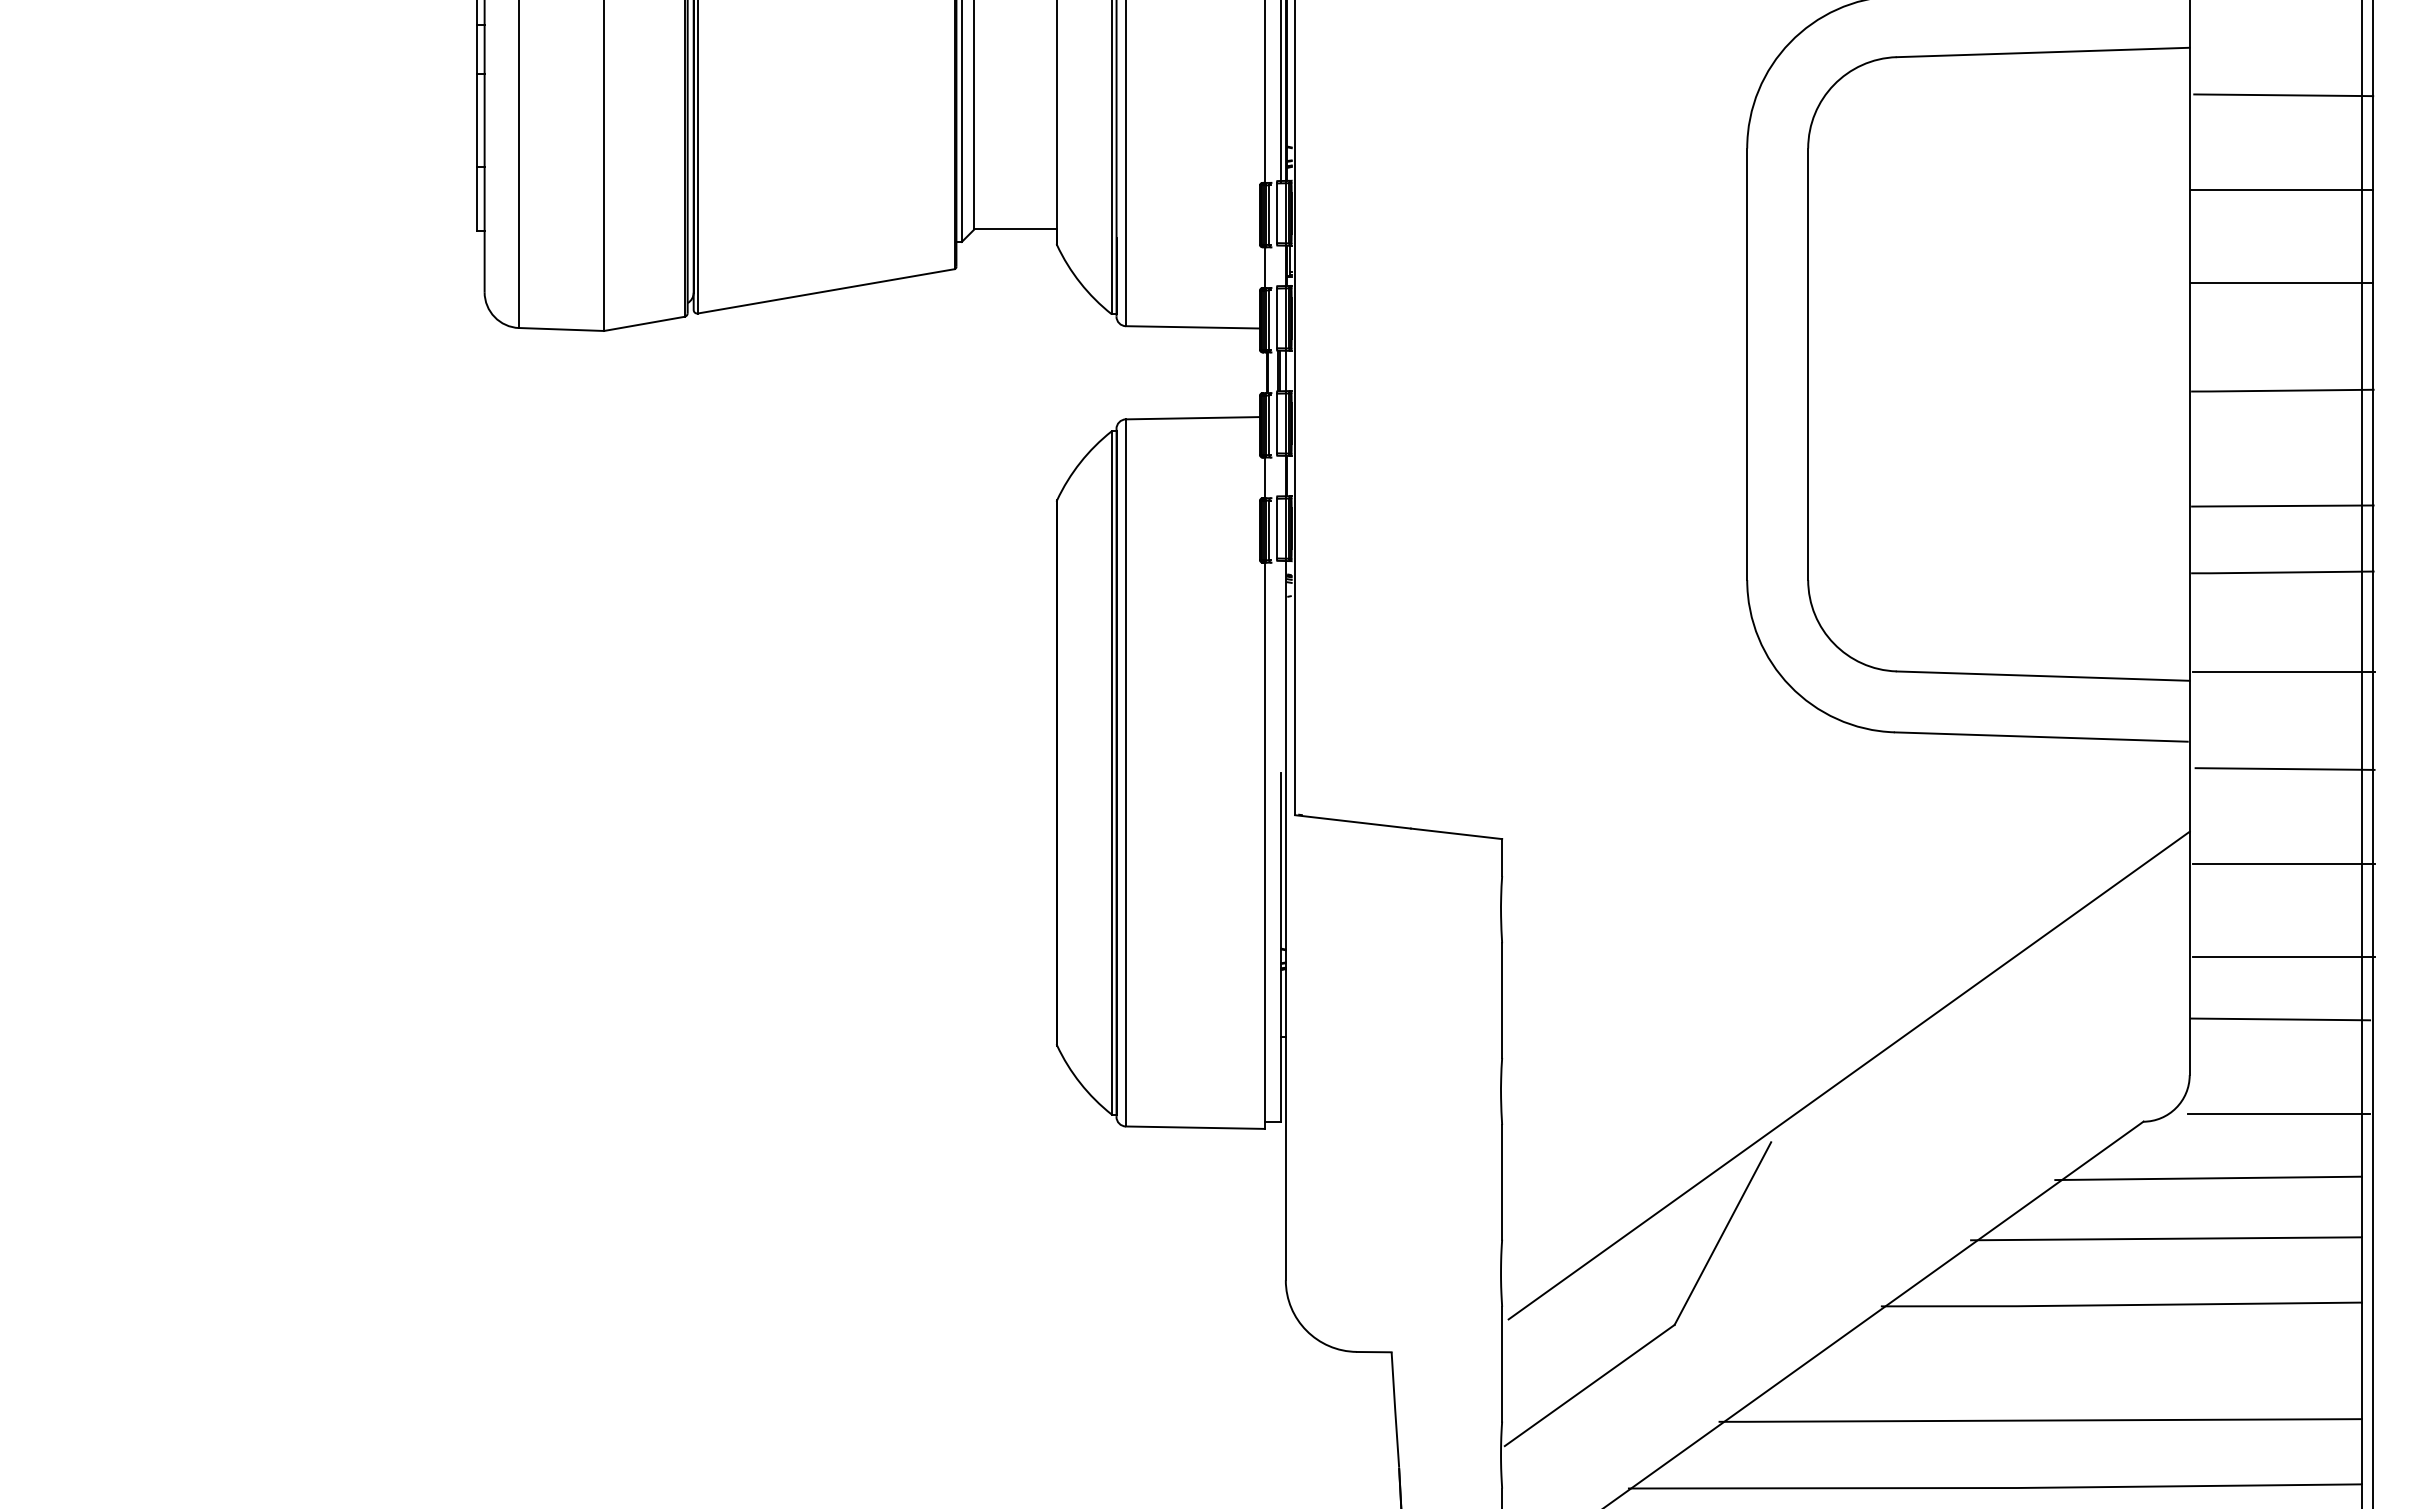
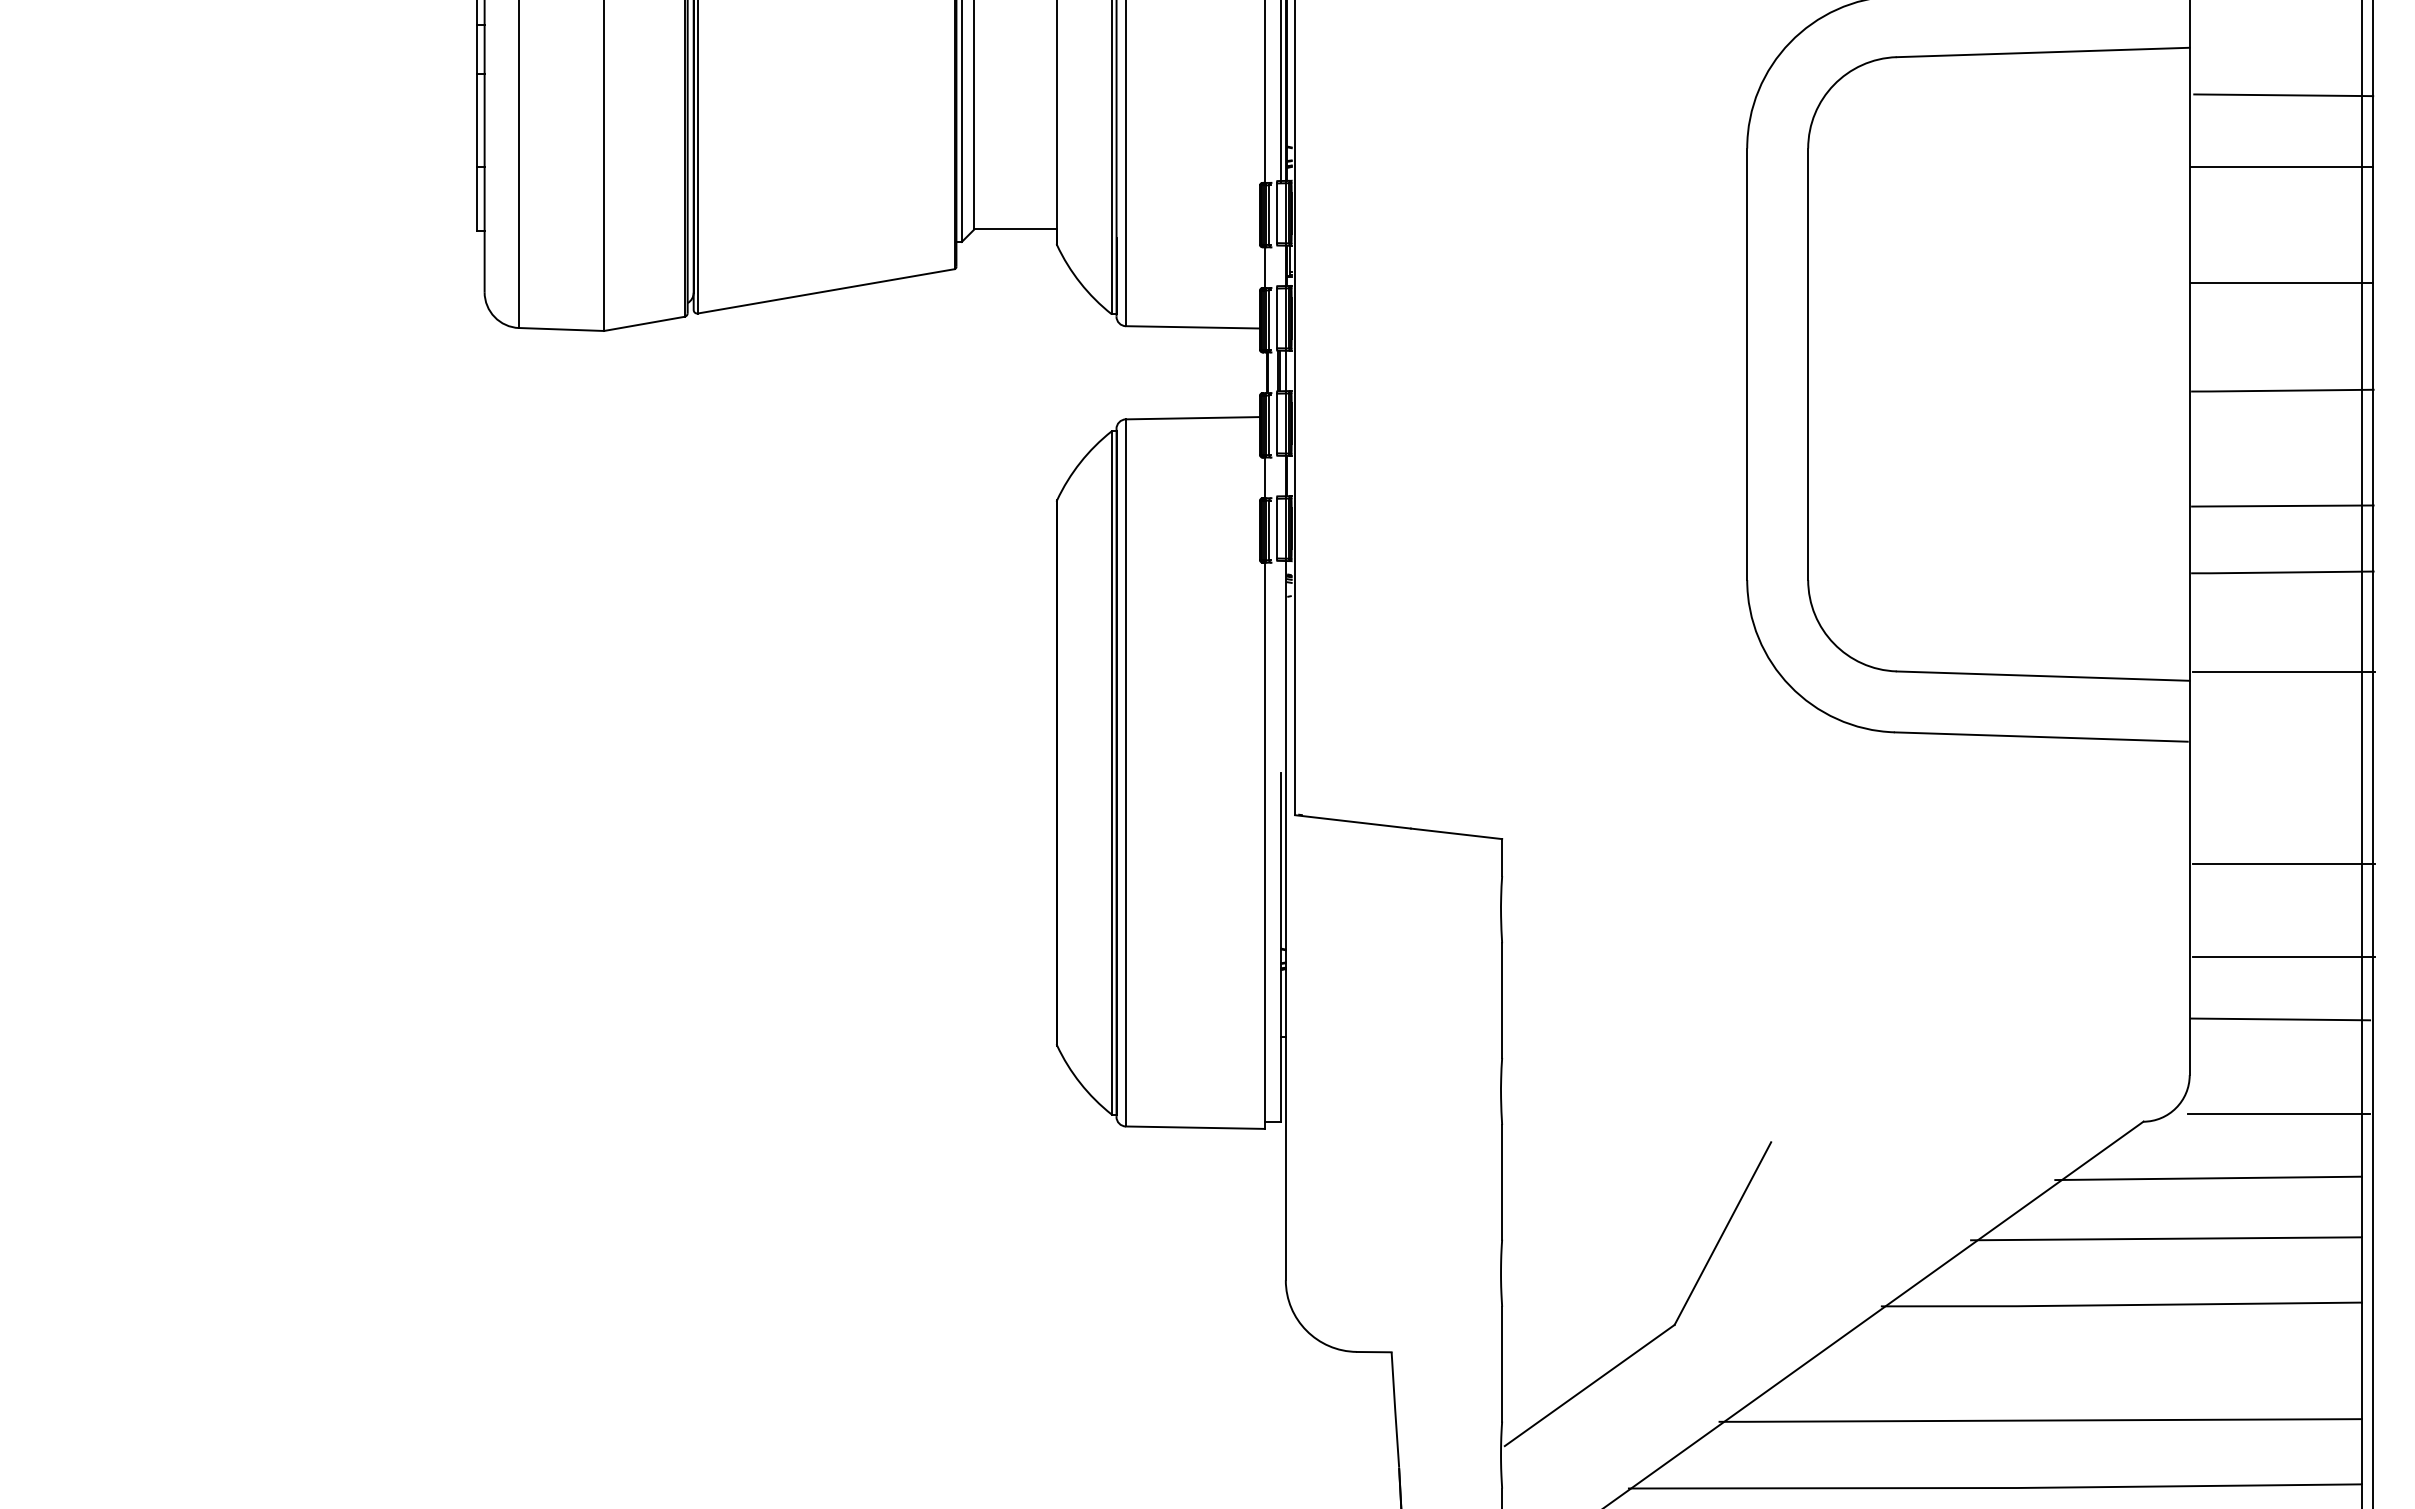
line position: (2282, 190) -> (2282, 167) (2282, 167)
line: present -> none (2284, 768)
line: present -> none (1848, 1075)
